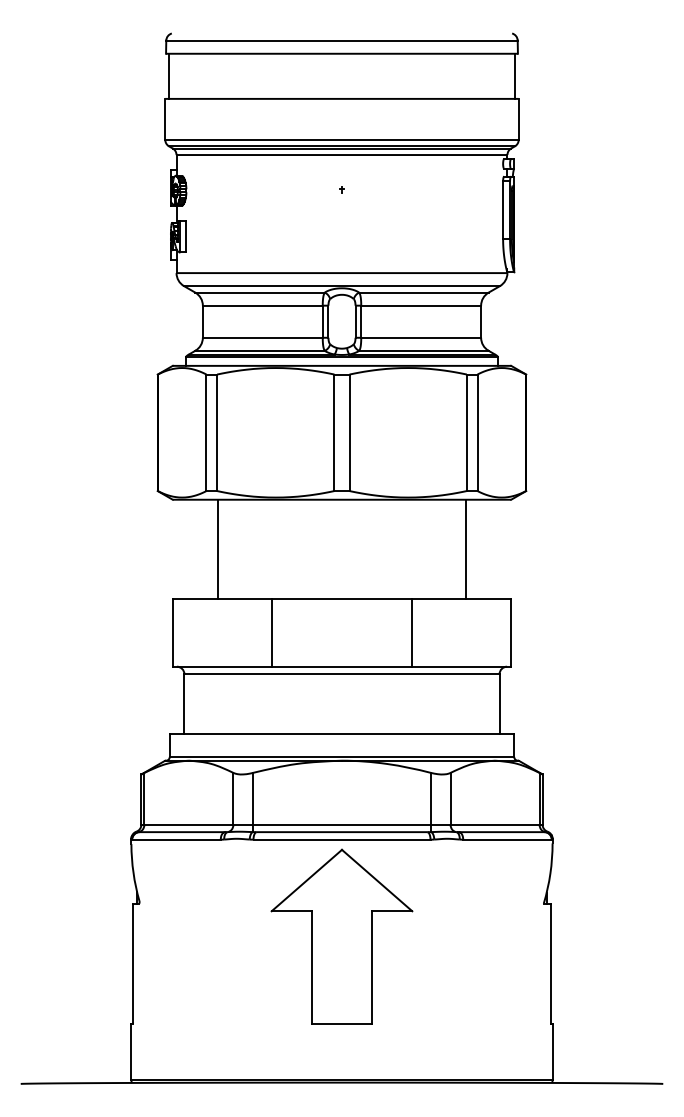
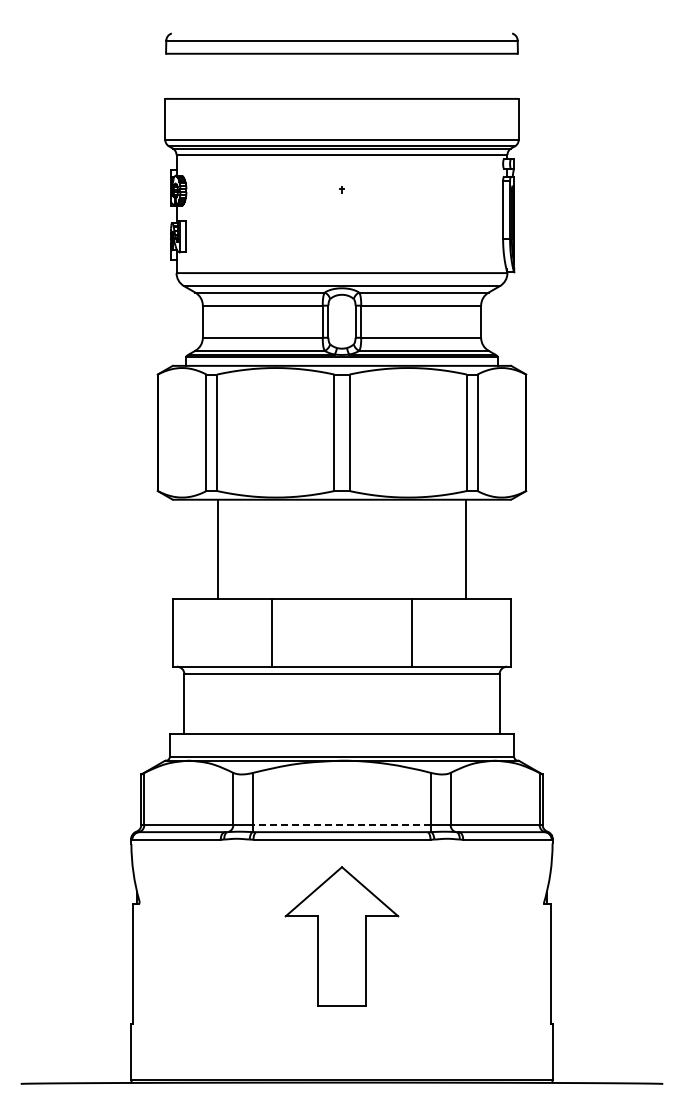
line: present -> none (169, 75)
line: present -> none (514, 75)
line: solid -> dashed (341, 824)
part size: 144x177 px -> 116x141 px (341, 936)
